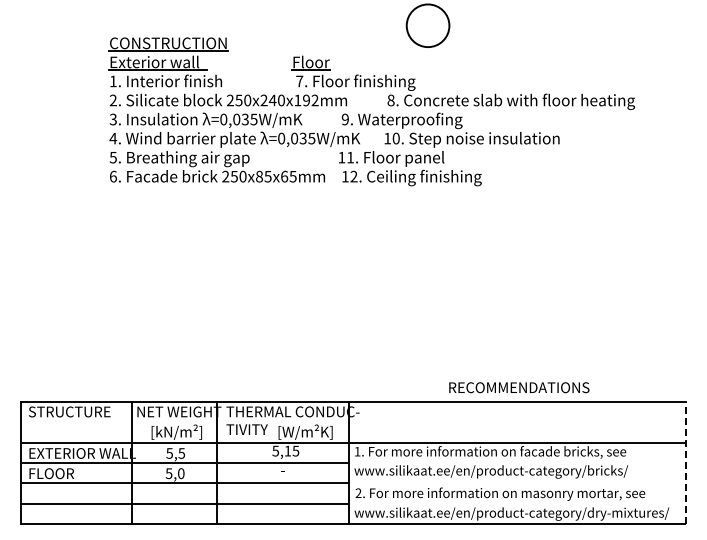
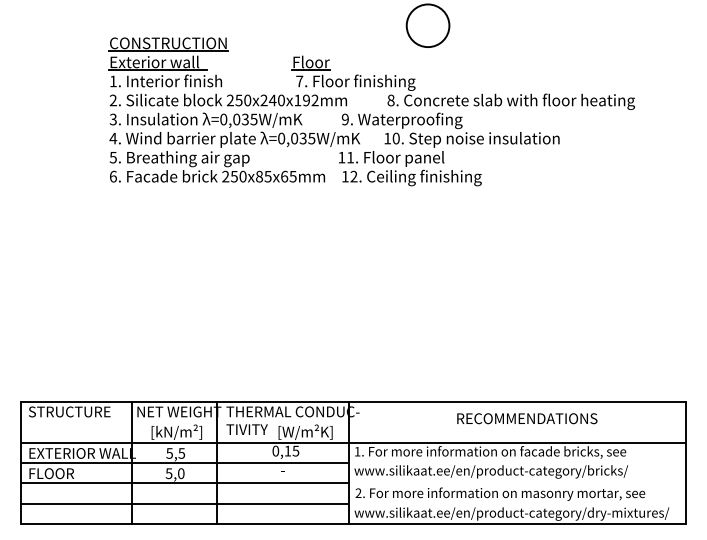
text position: (519, 387) -> (527, 418) (527, 418)
text: 5,15 -> 0,15 (275, 450)
line: dashed -> solid (685, 462)
